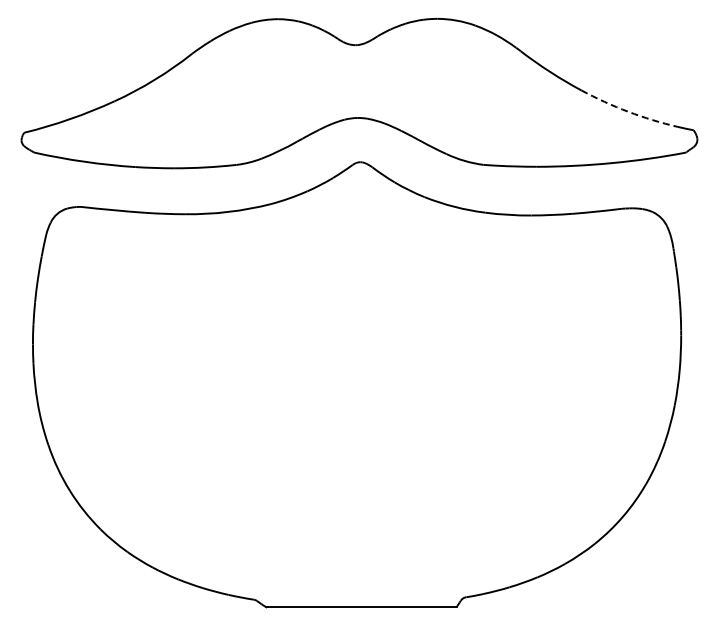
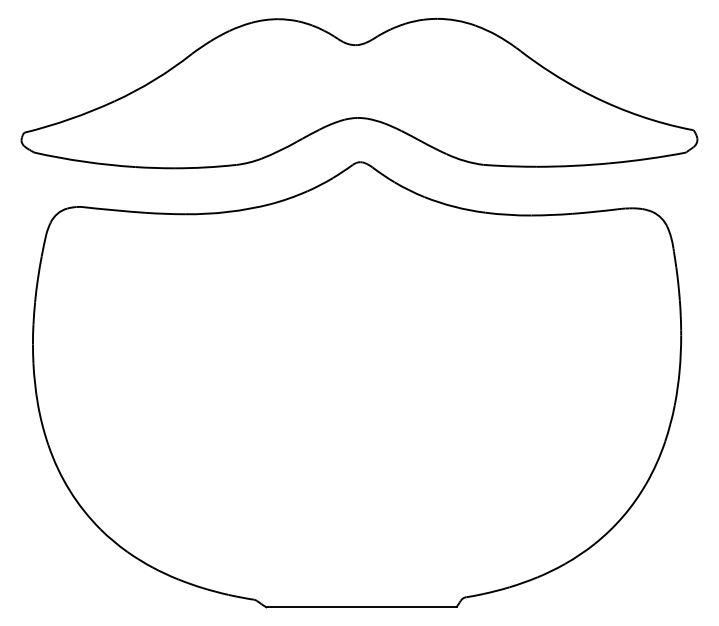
arc: dashed -> solid (628, 111)
